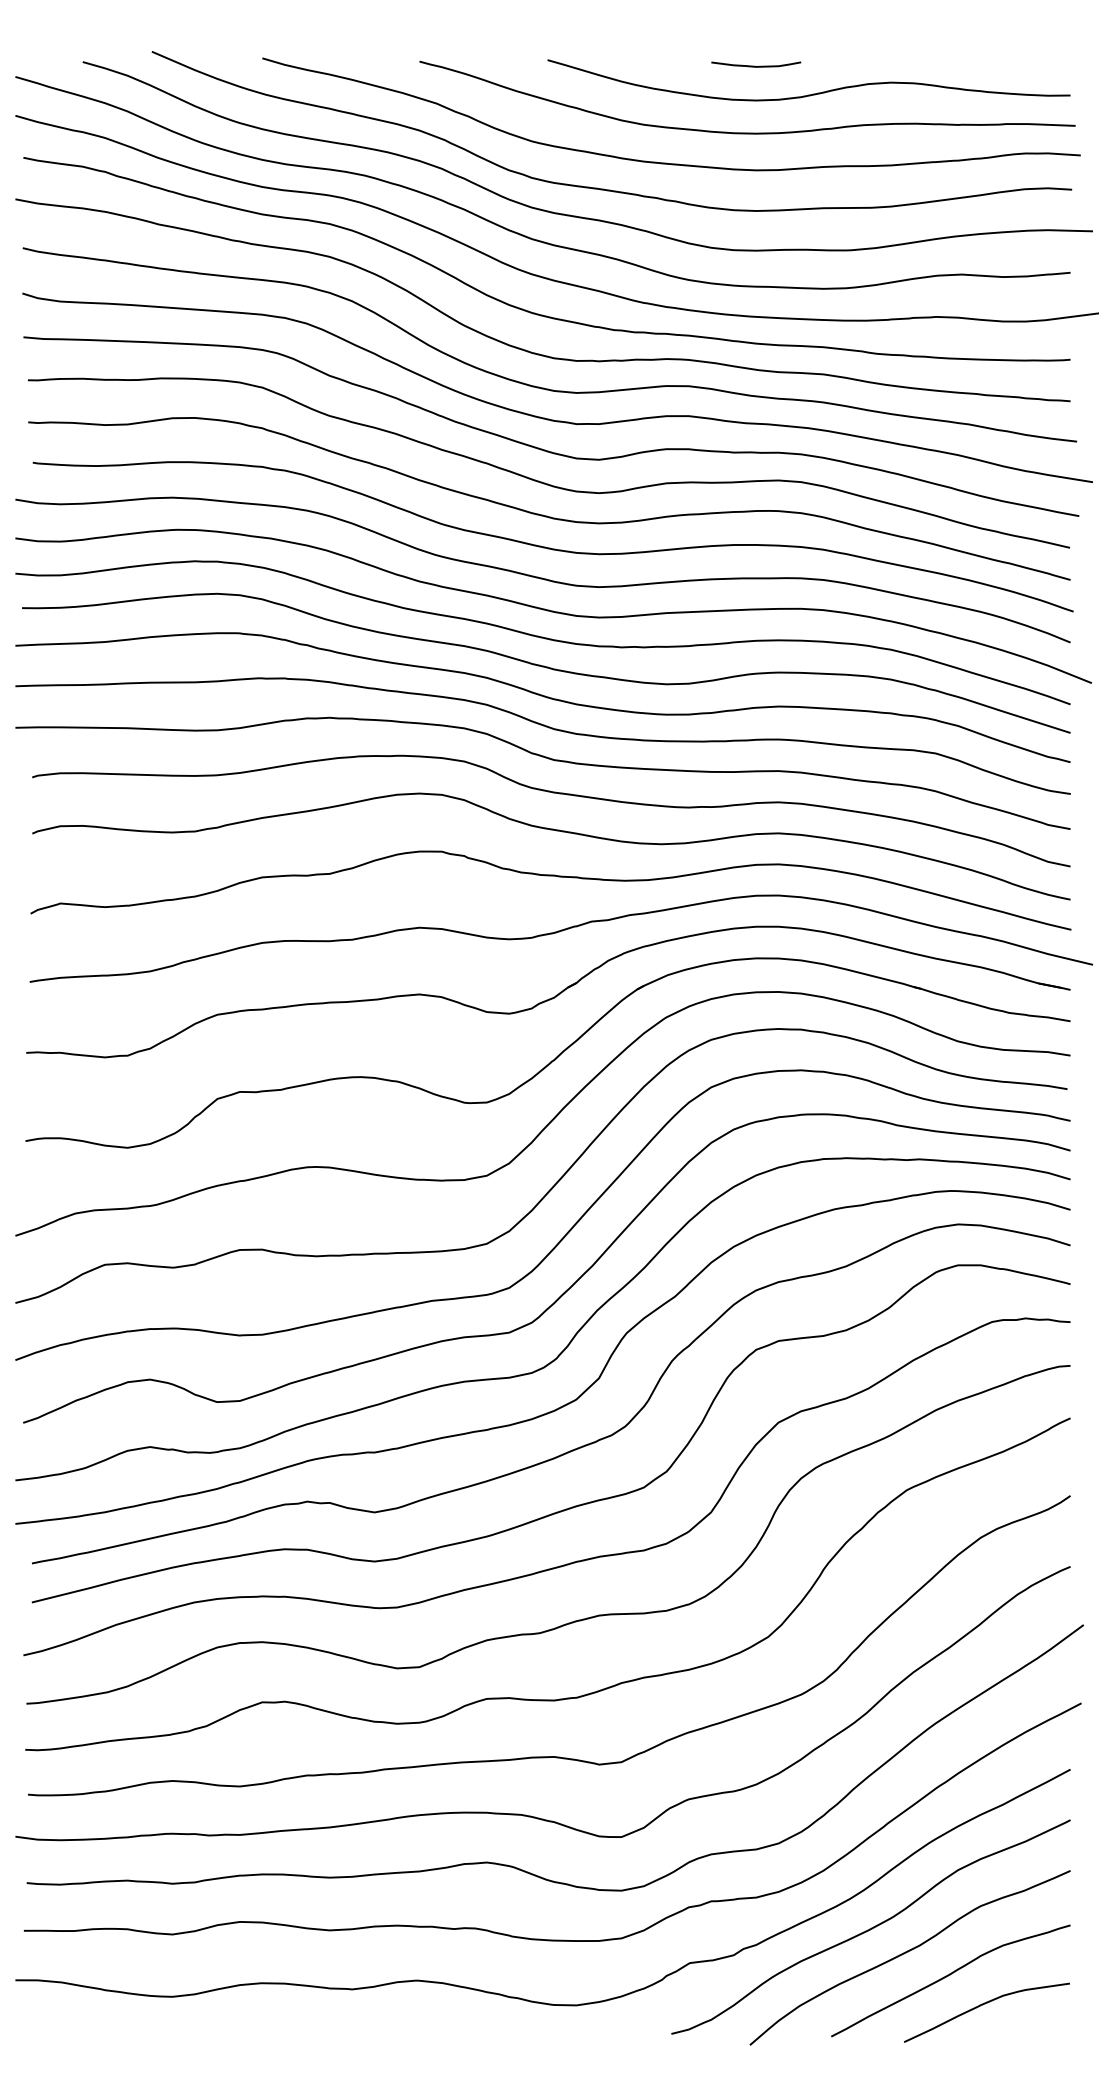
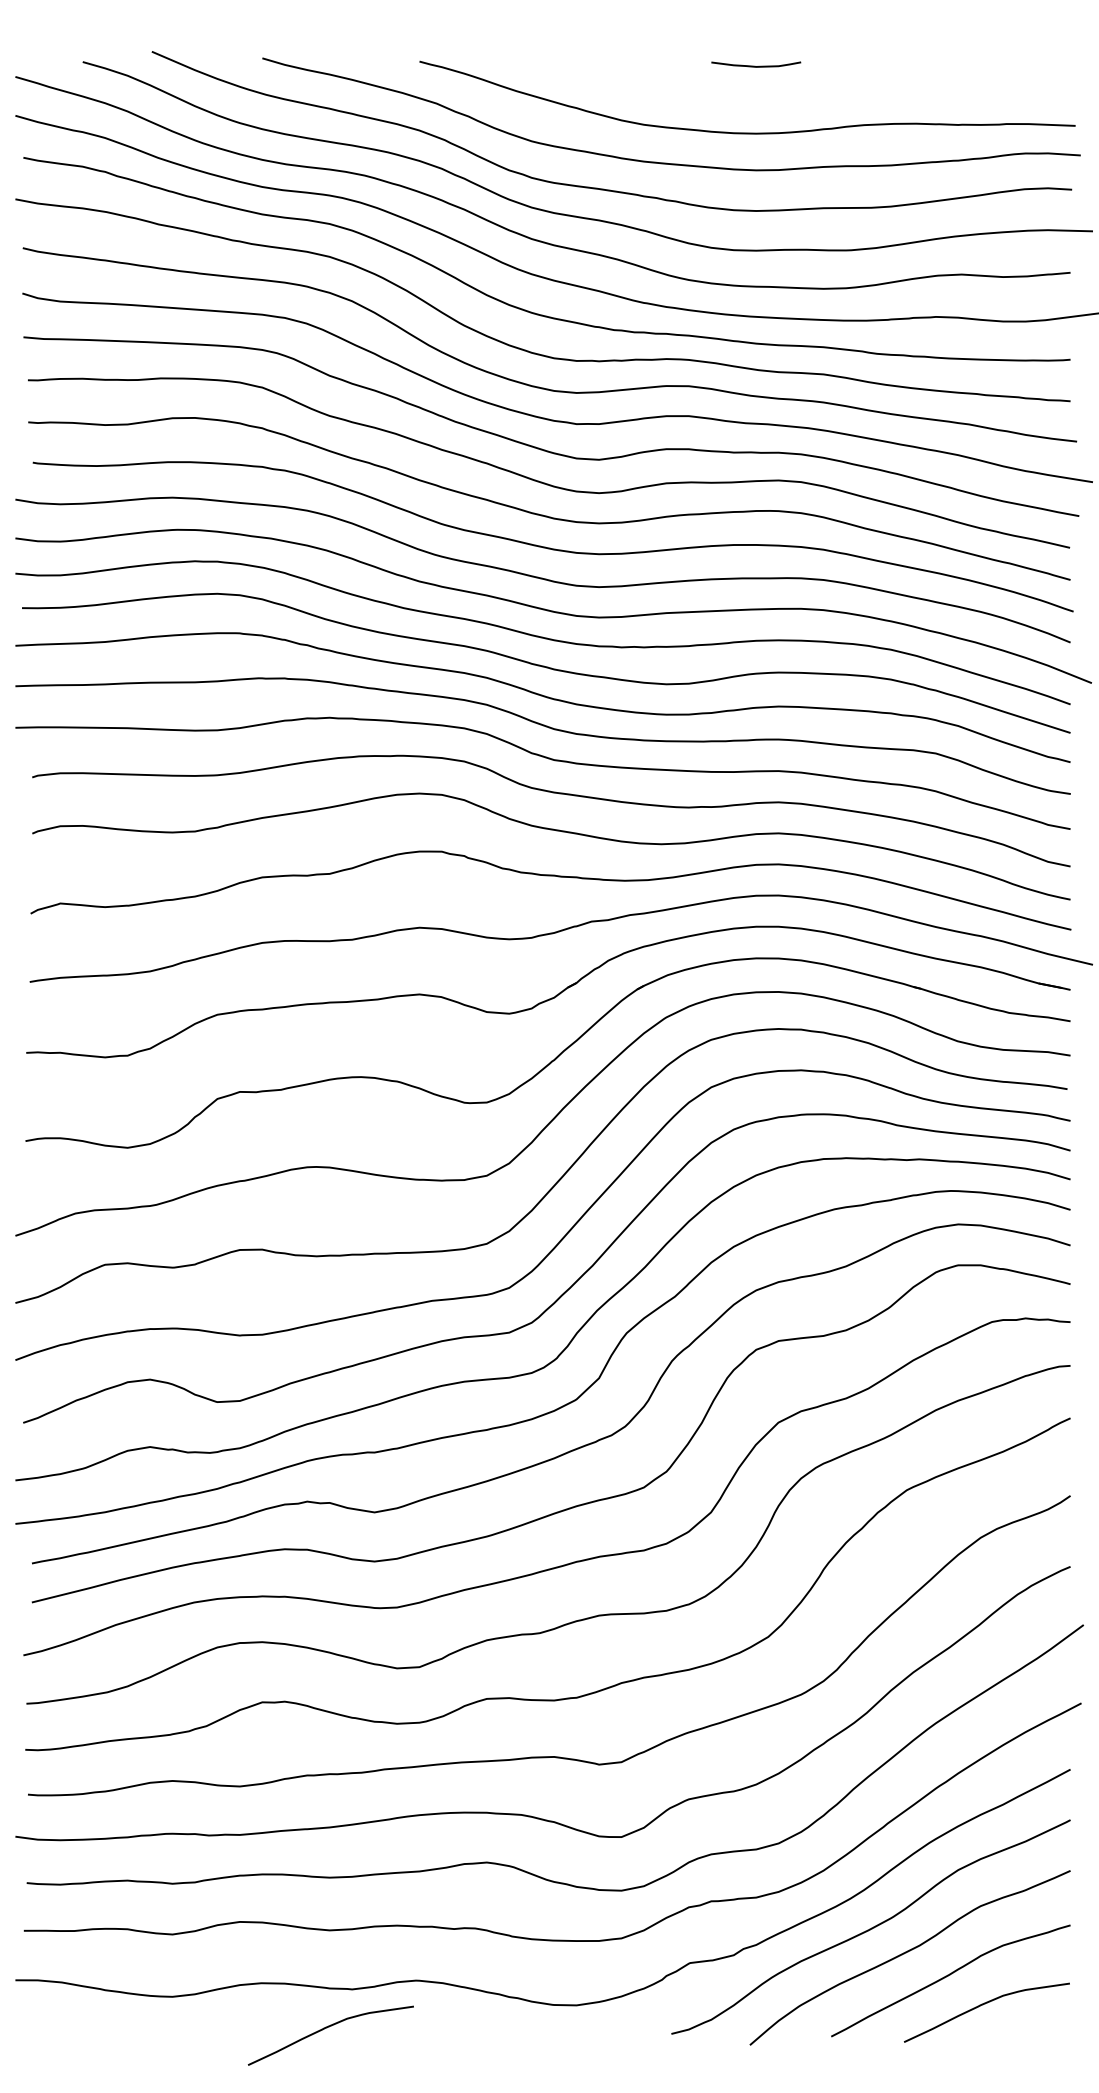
curve: present -> none (812, 93)
curve: none -> present (327, 2028)
